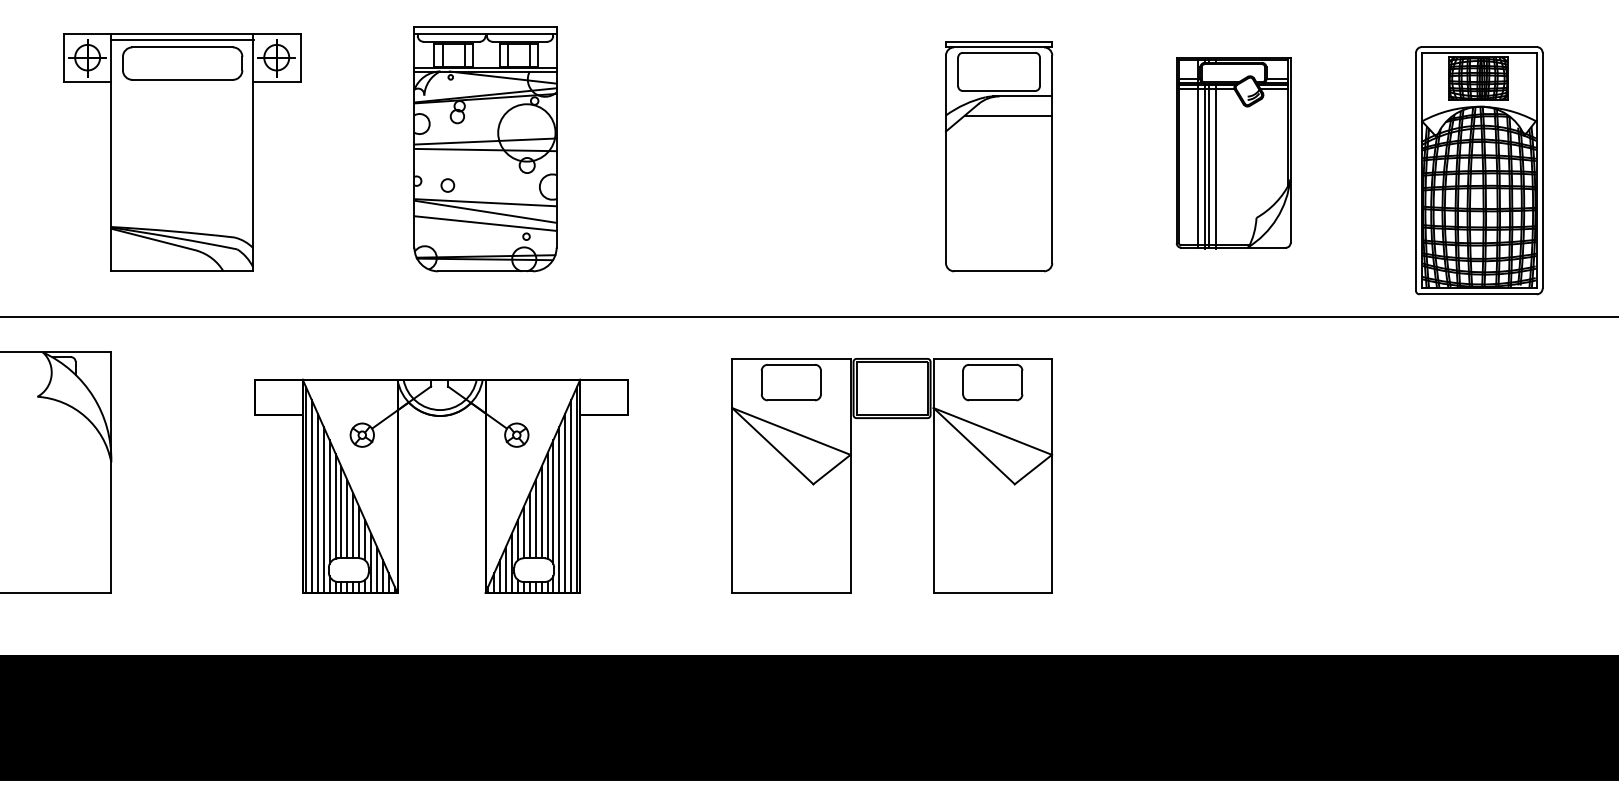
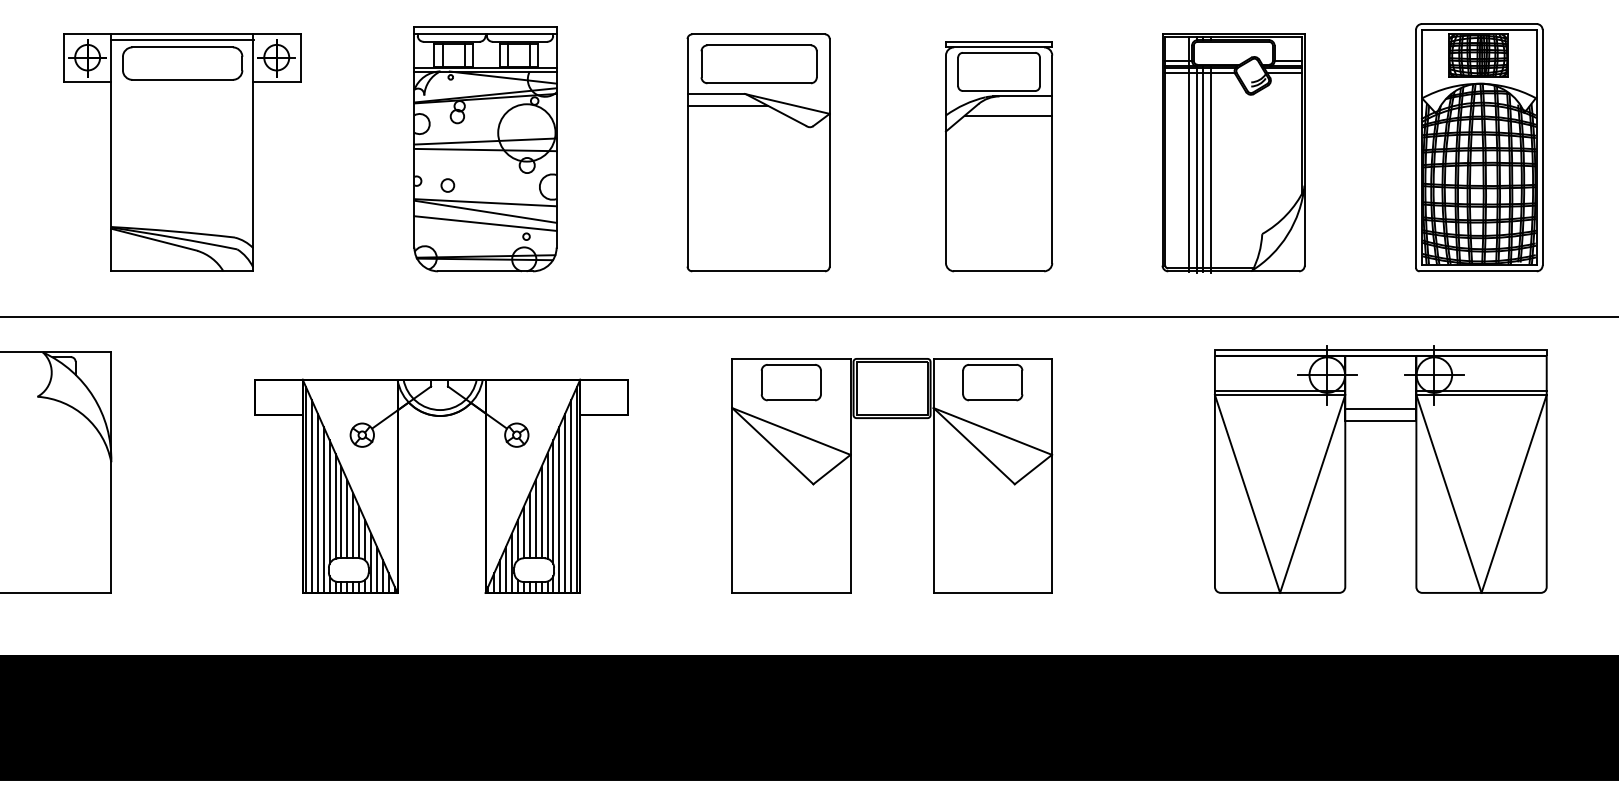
part: none -> present (758, 152)
part size: 117x193 px -> 145x241 px (1233, 153)
part position: (1479, 170) -> (1479, 147) (1479, 147)
part: none -> present (1346, 469)
